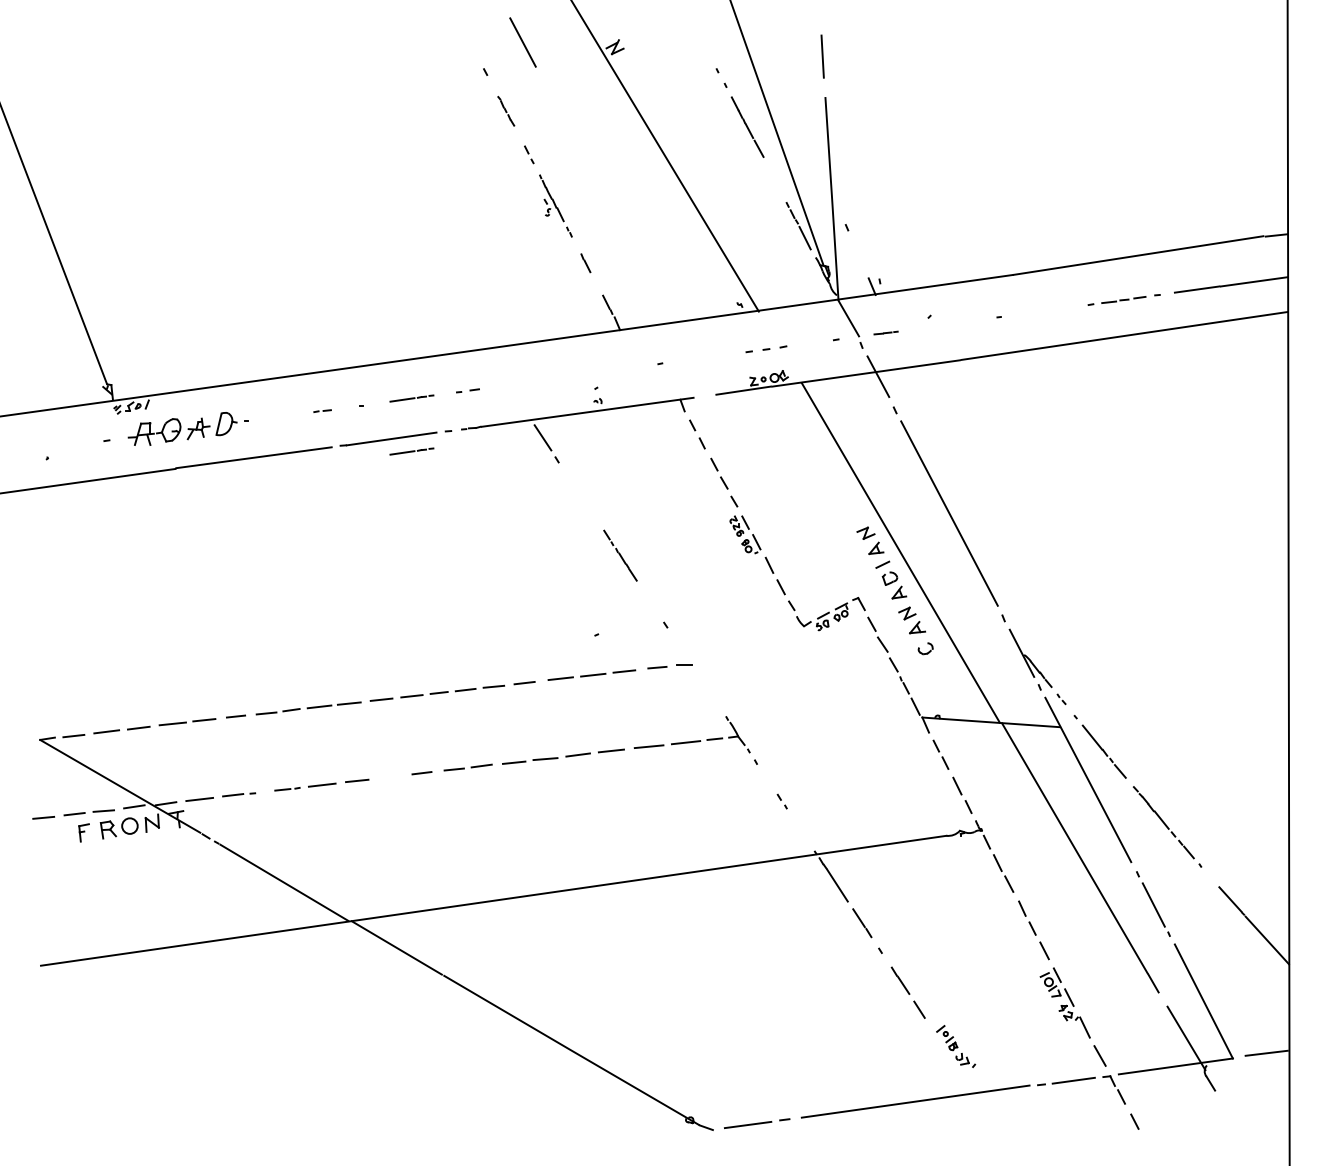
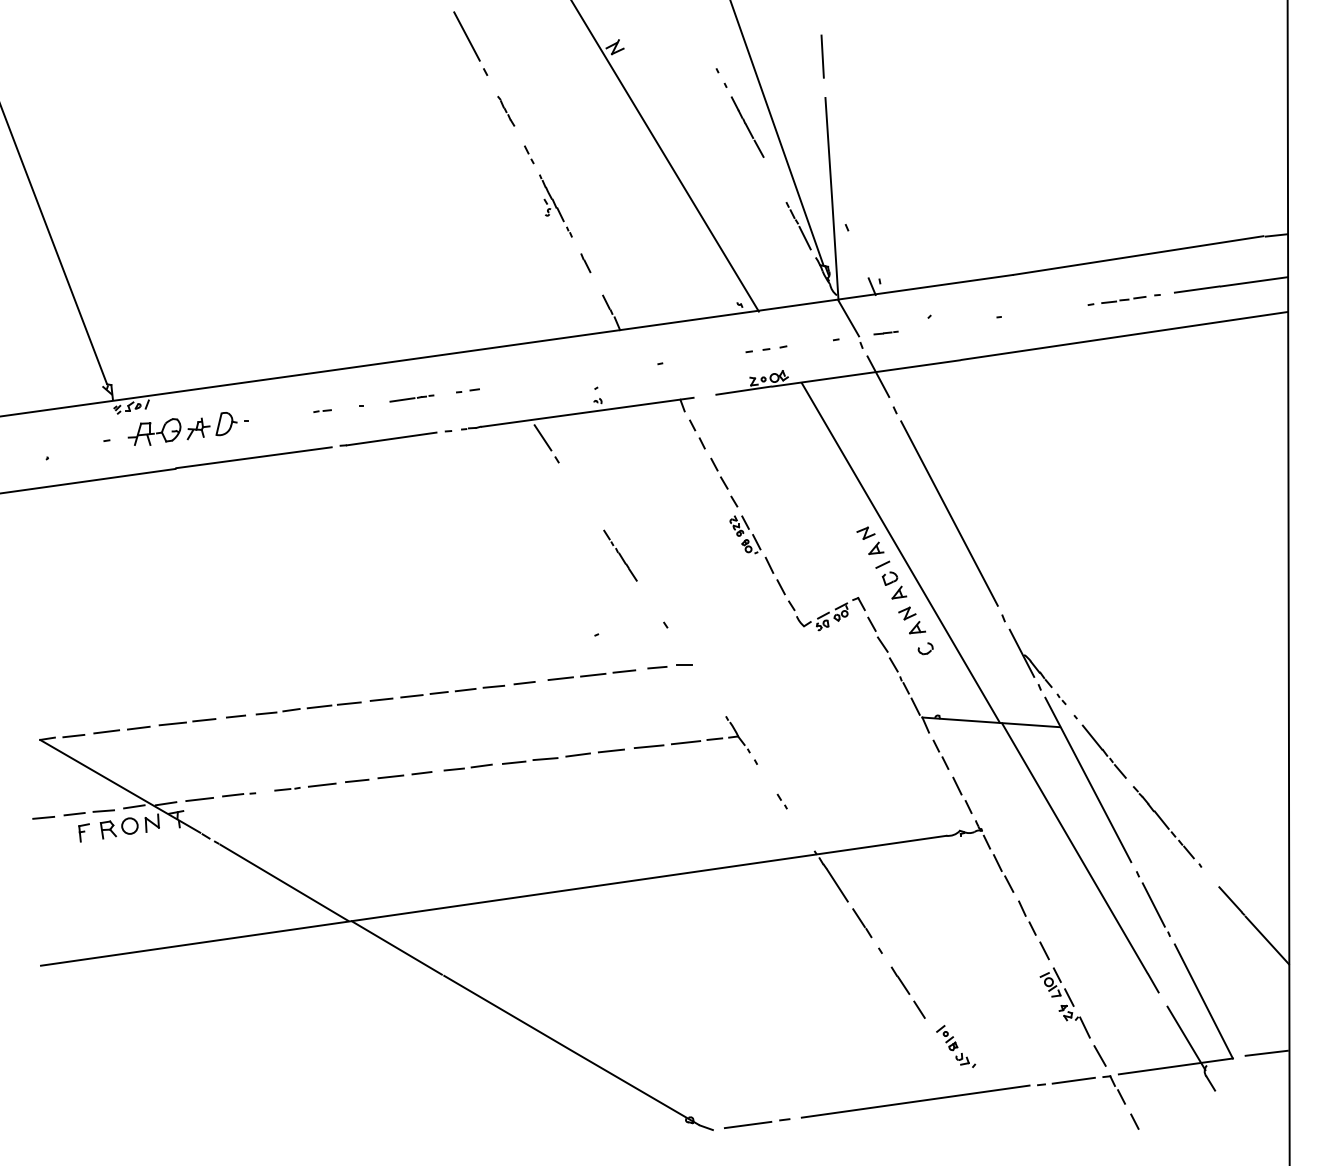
line position: (522, 42) -> (466, 36) (466, 36)
line: present -> none (411, 451)
line: none -> present (390, 776)
